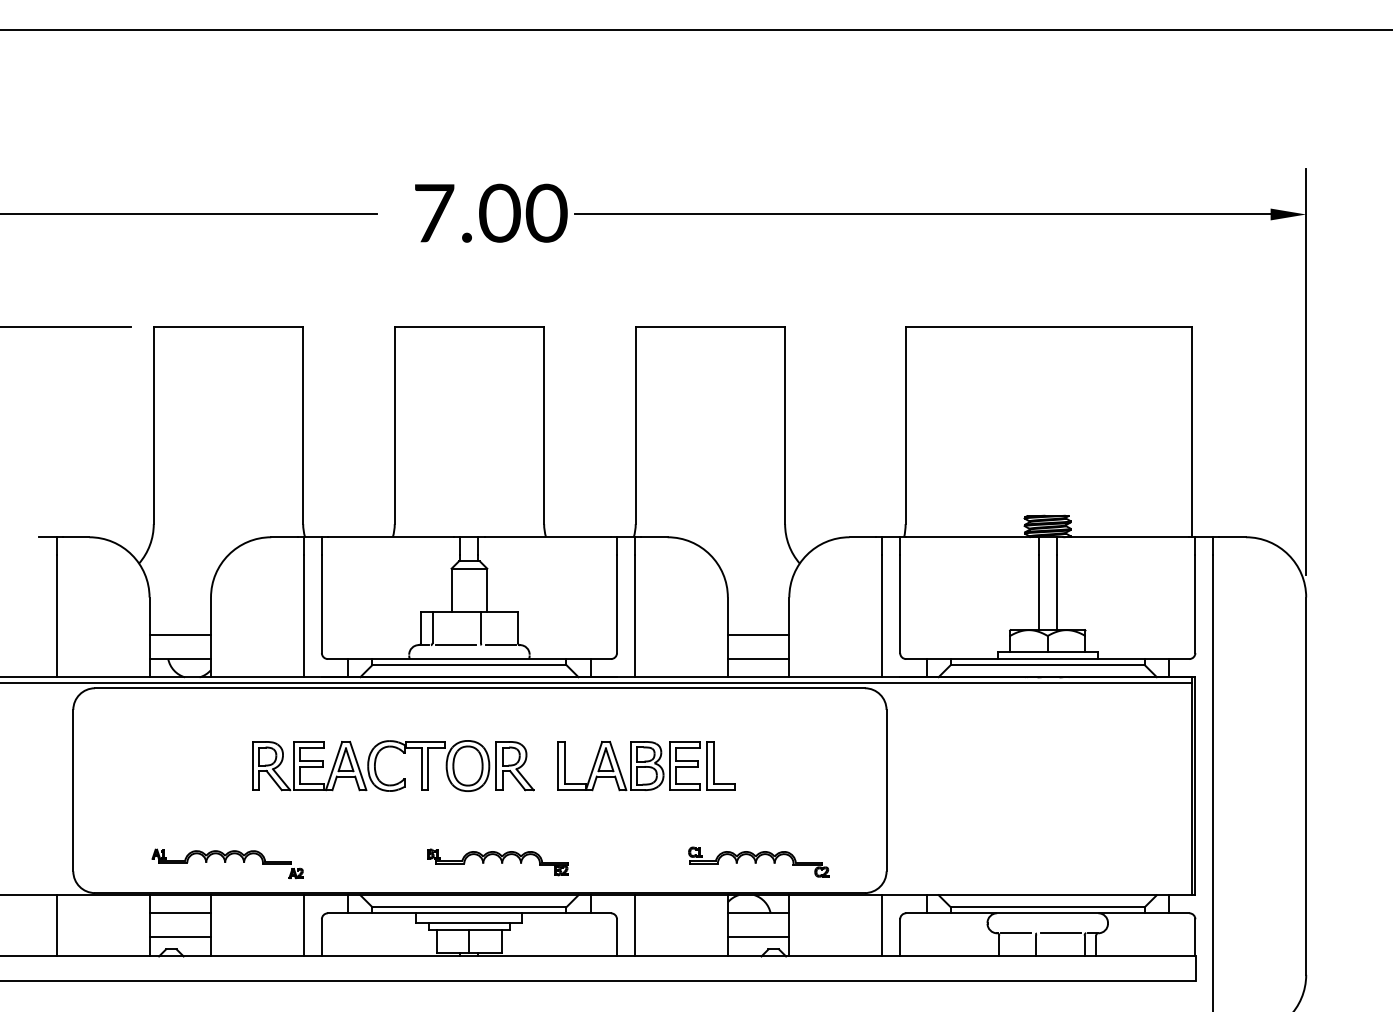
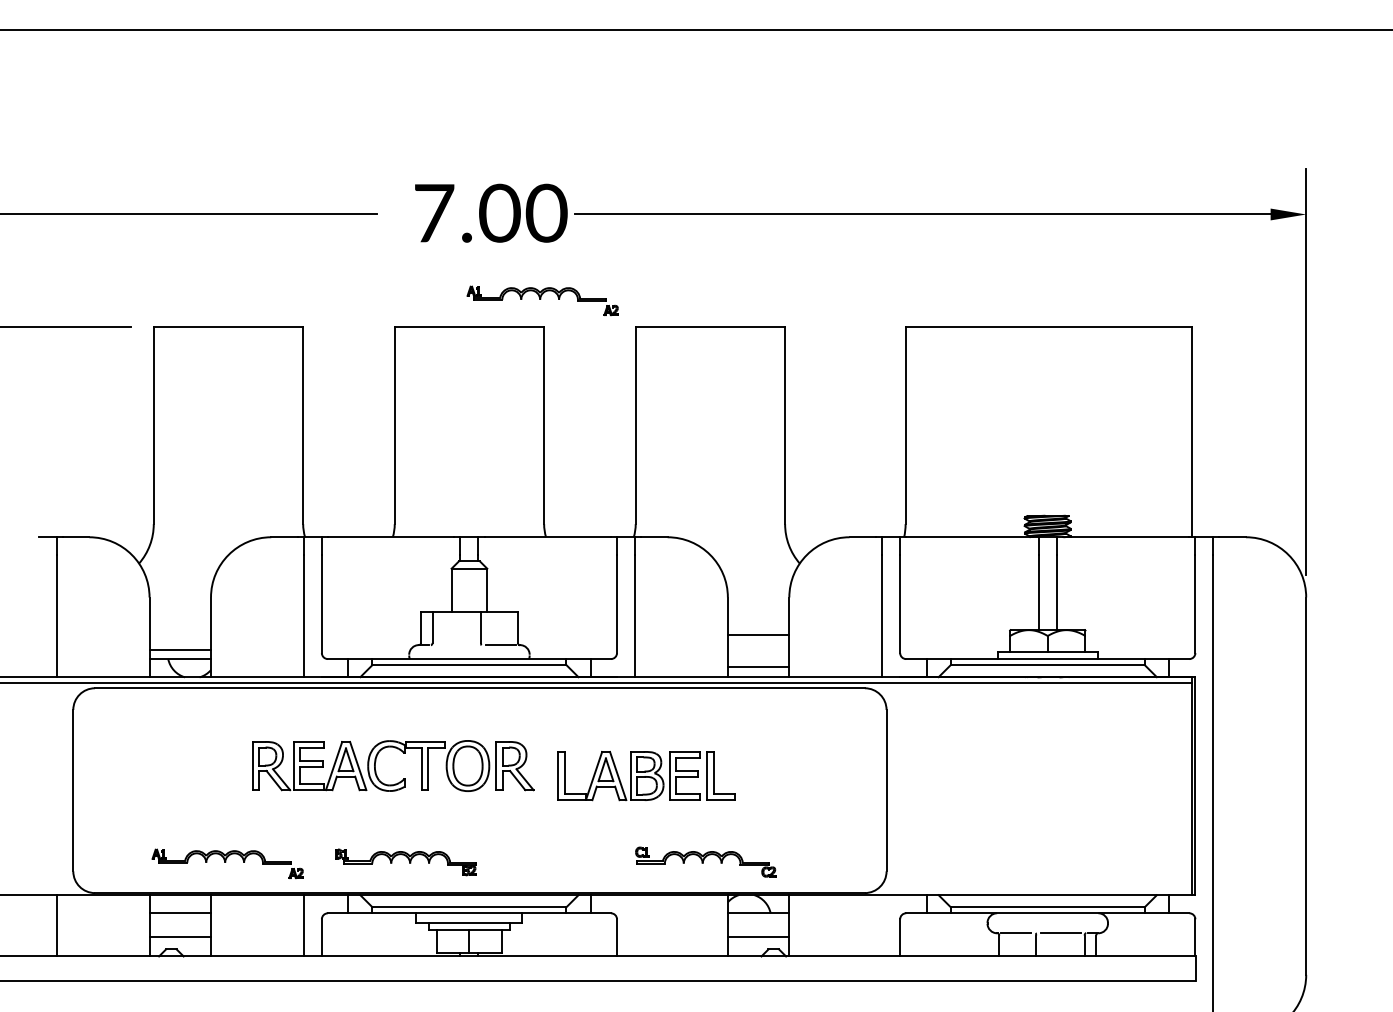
part: none -> present (542, 300)
line position: (180, 634) -> (180, 649) (180, 649)
line: present -> none (455, 645)
line position: (758, 659) -> (758, 667) (758, 667)
part position: (646, 766) -> (646, 776) (646, 776)
part position: (758, 861) -> (705, 861) (705, 861)
part position: (497, 862) -> (405, 862) (405, 862)
line: present -> none (635, 925)
line: present -> none (882, 925)
